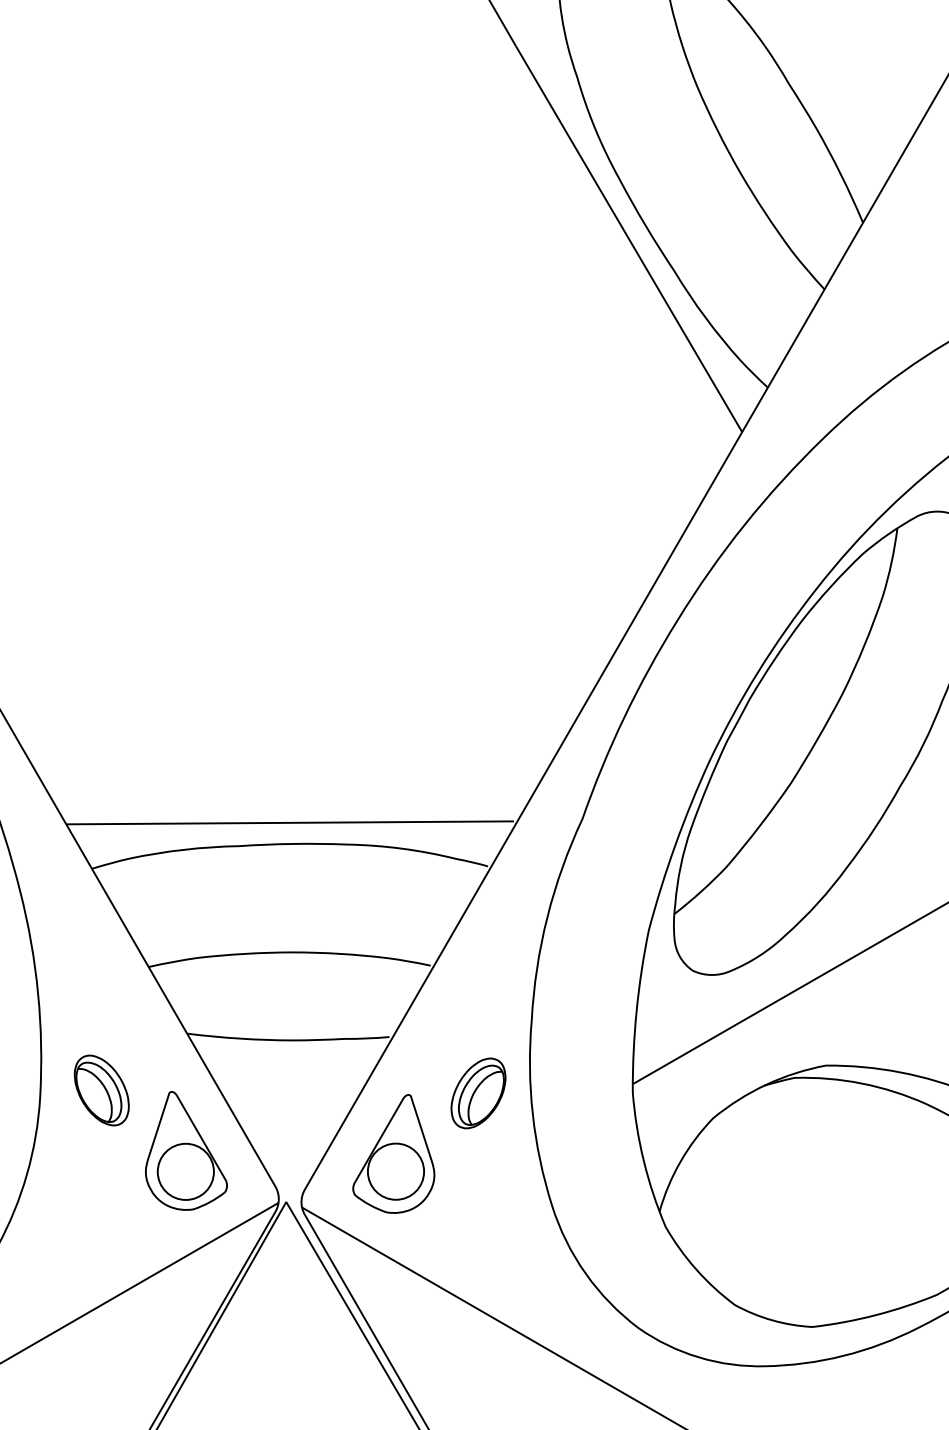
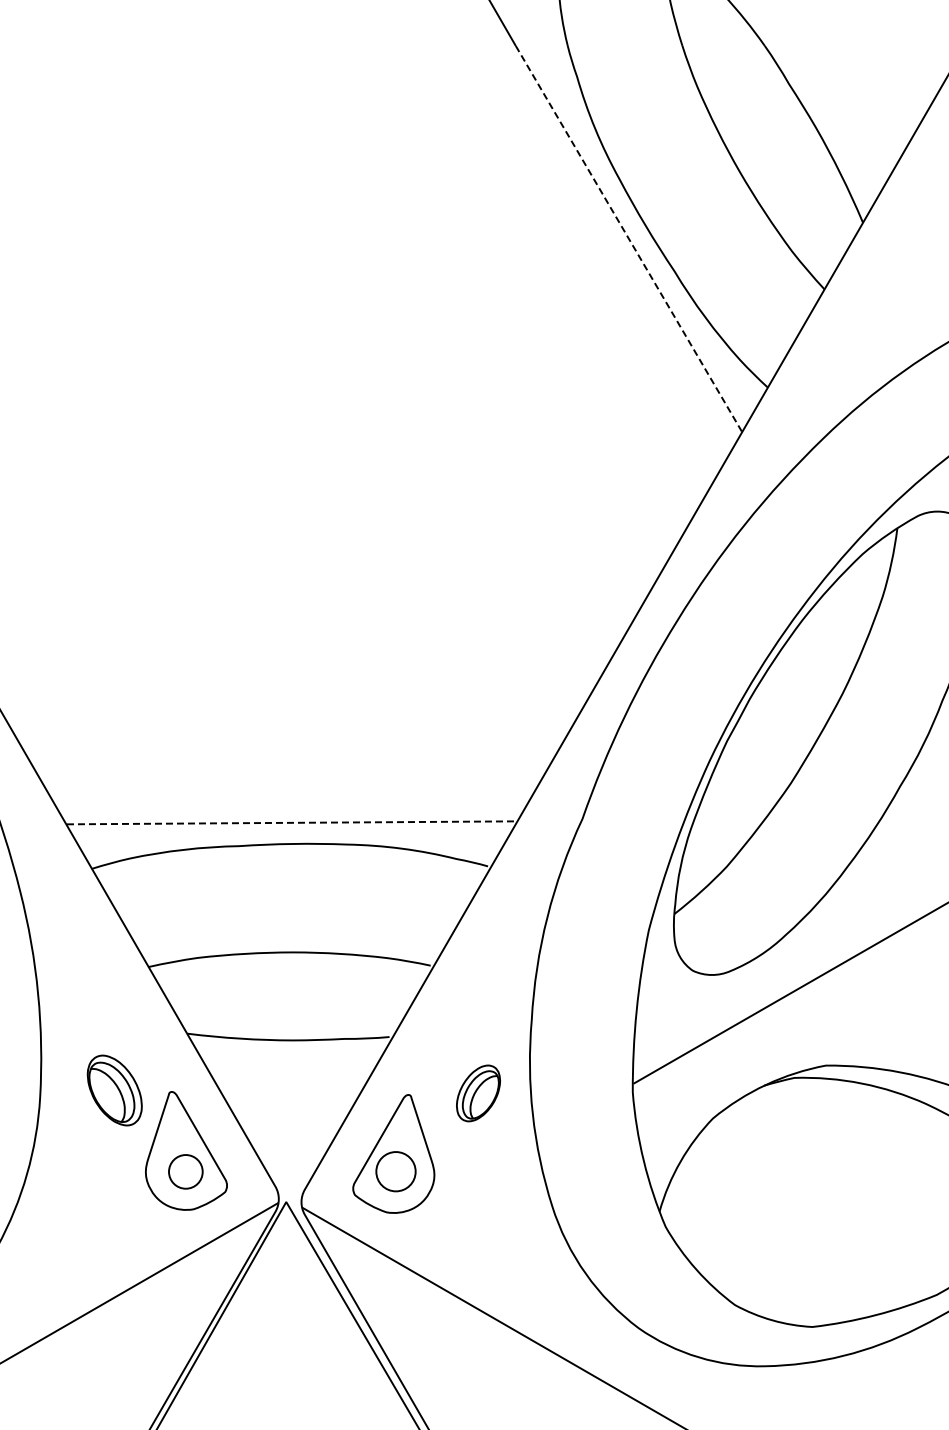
line: solid -> dashed (628, 239)
line: solid -> dashed (290, 822)
part position: (101, 1090) -> (114, 1090) (114, 1090)
part size: 57x73 px -> 45x59 px (478, 1093)
circle diameter: 56 px -> 34 px (185, 1171)
circle diameter: 56 px -> 39 px (395, 1171)
